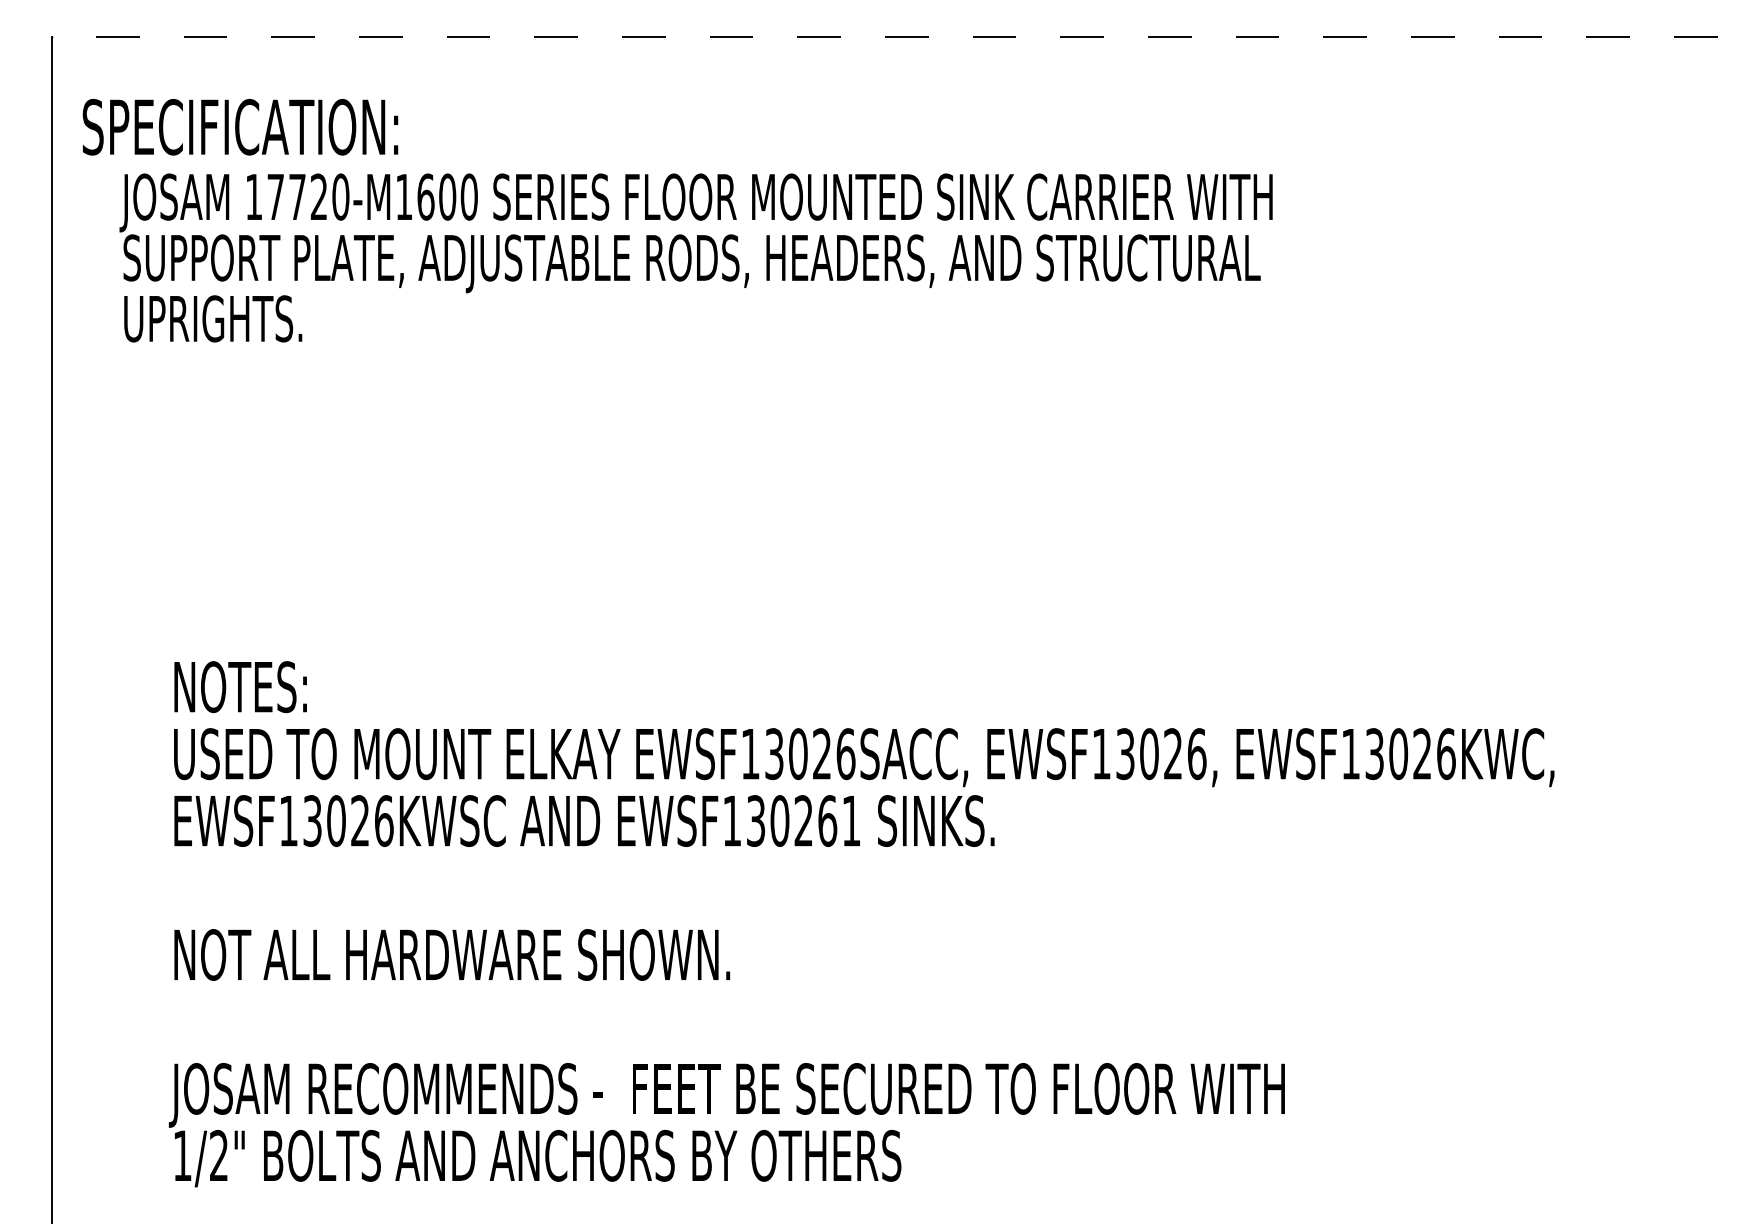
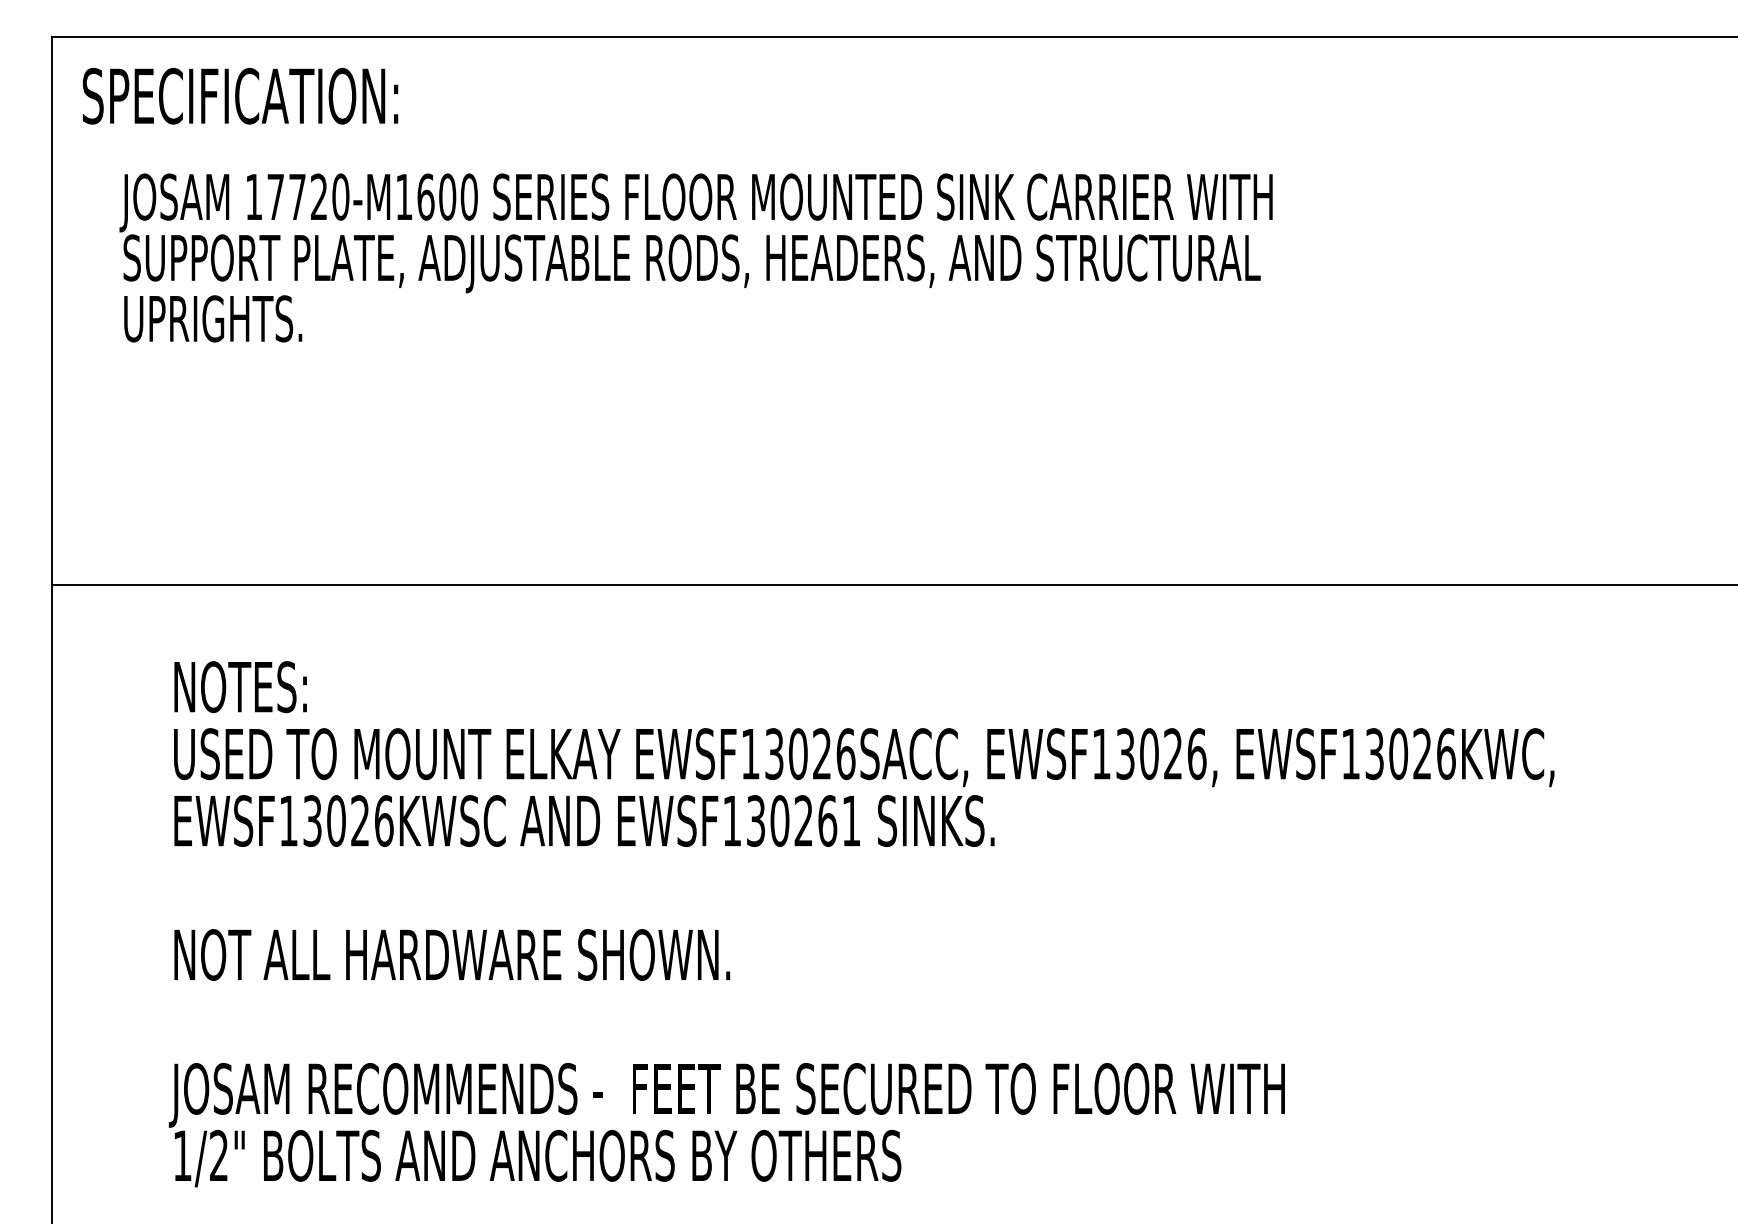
line: dashed -> solid (895, 36)
text position: (240, 126) -> (240, 95) (240, 95)
line: none -> present (893, 584)
